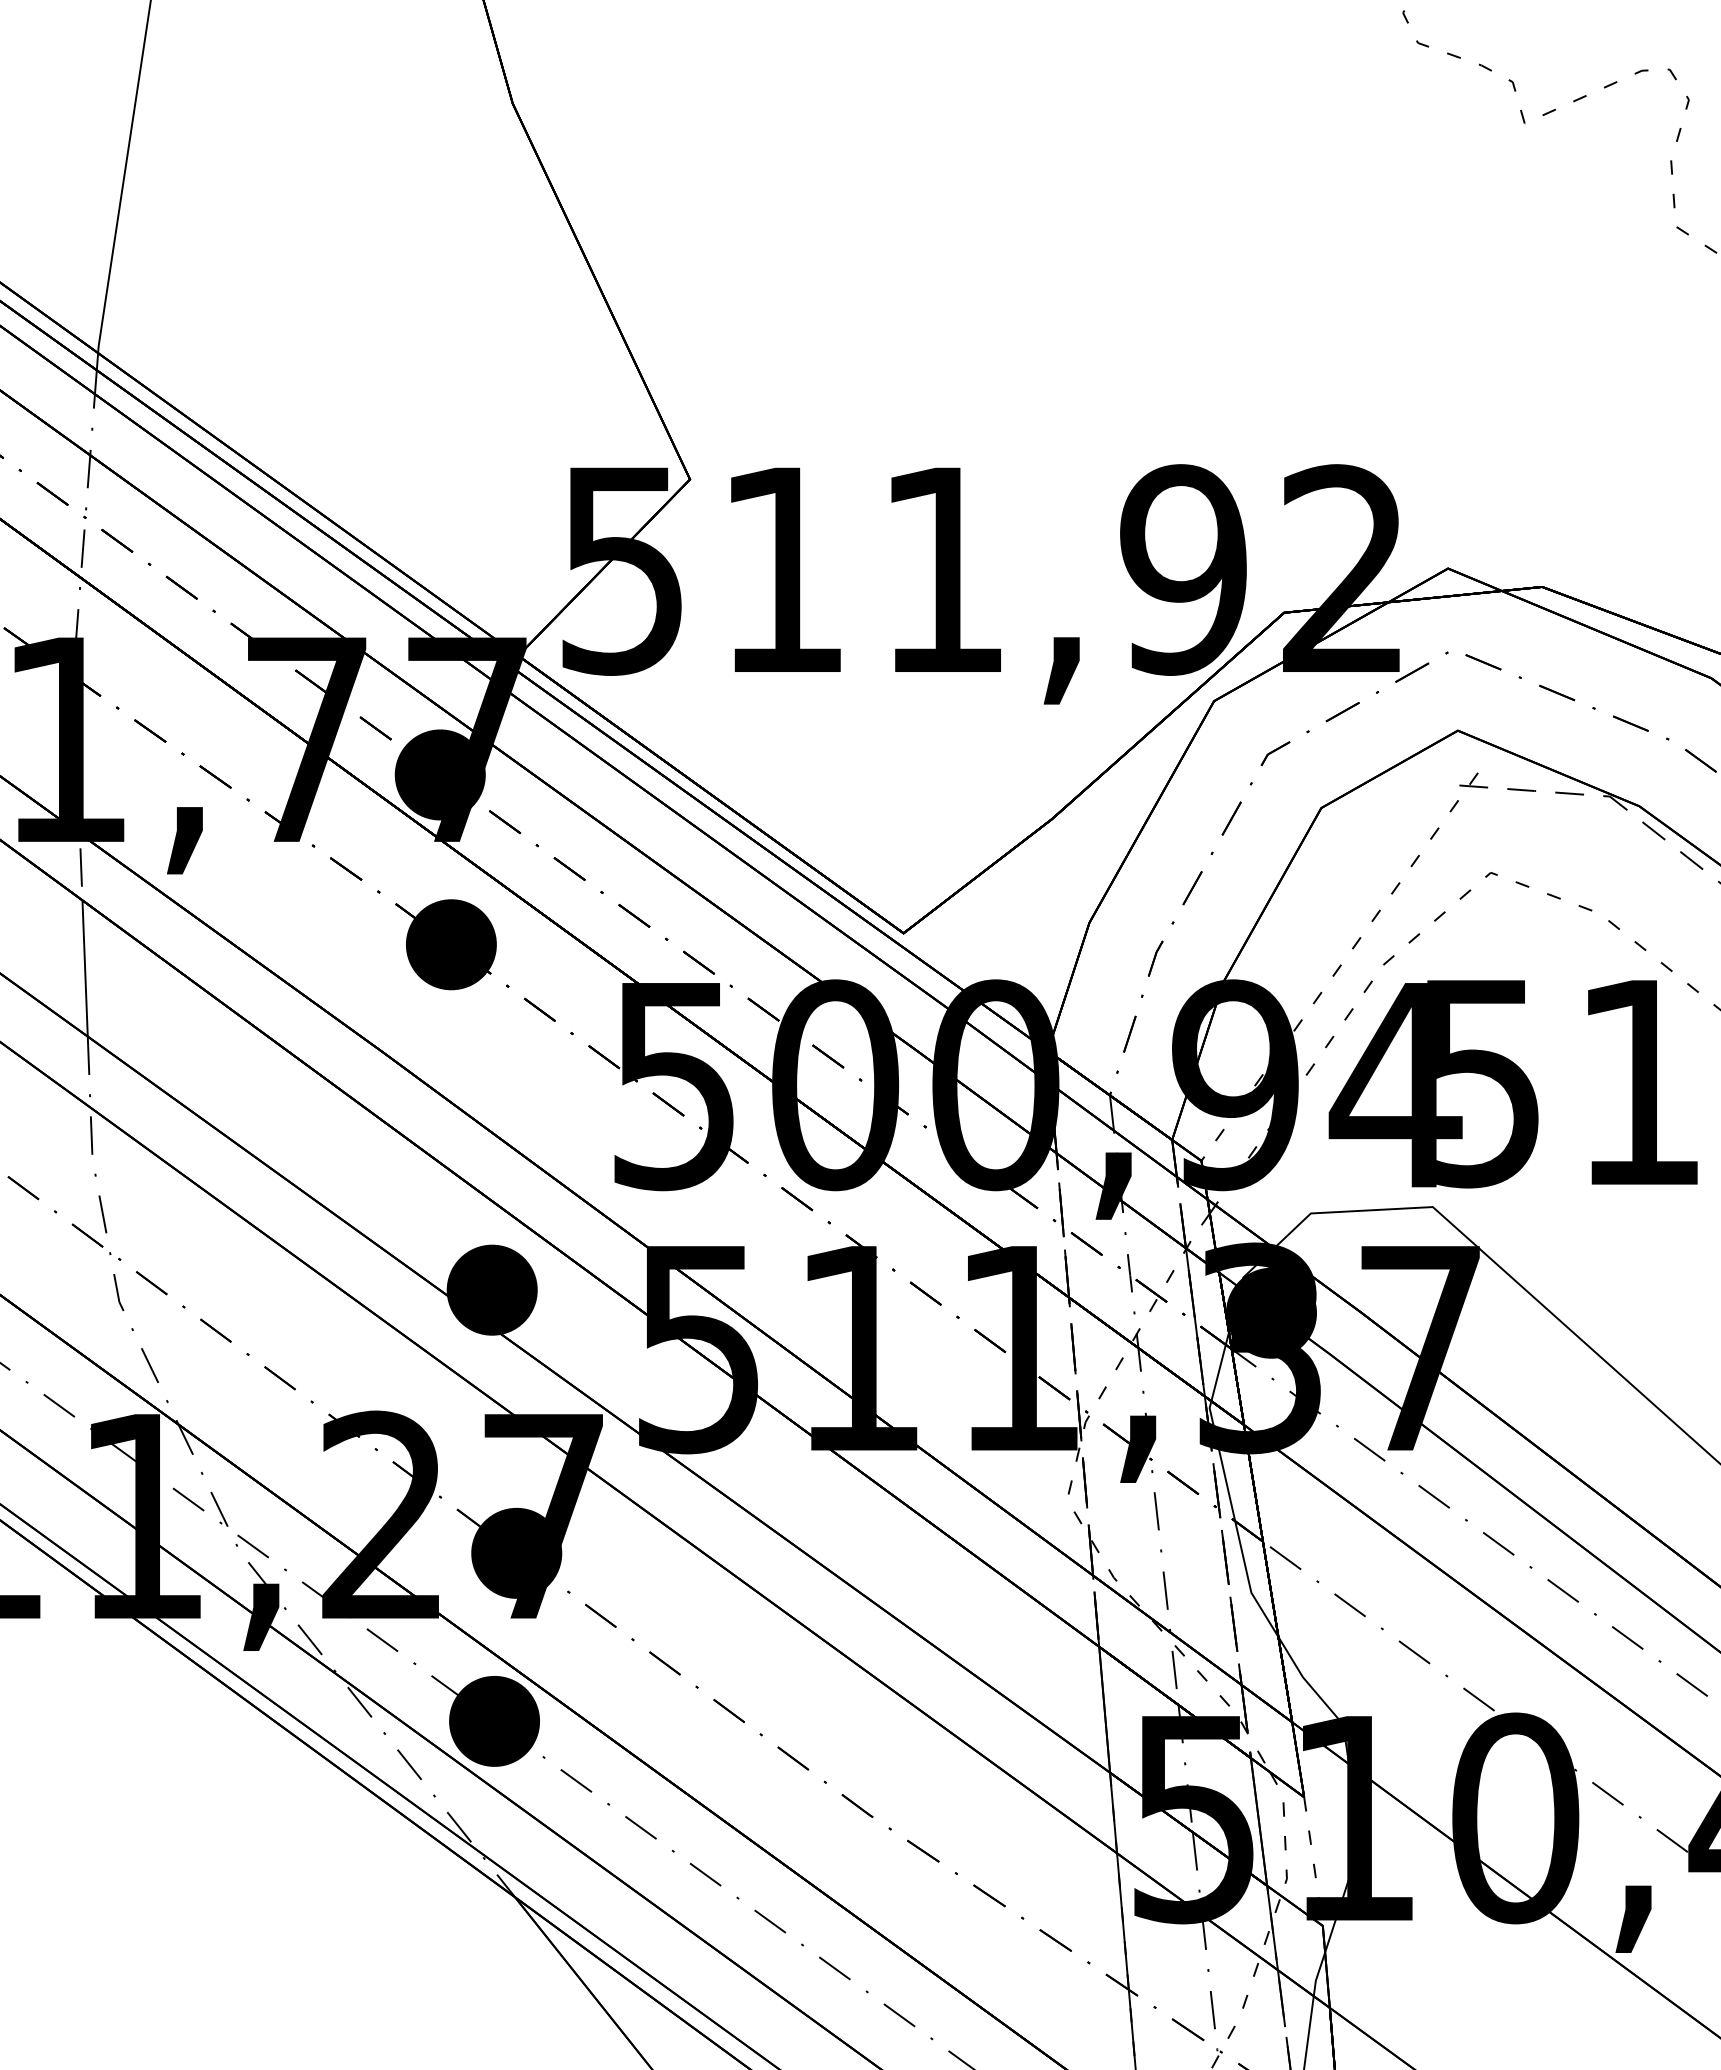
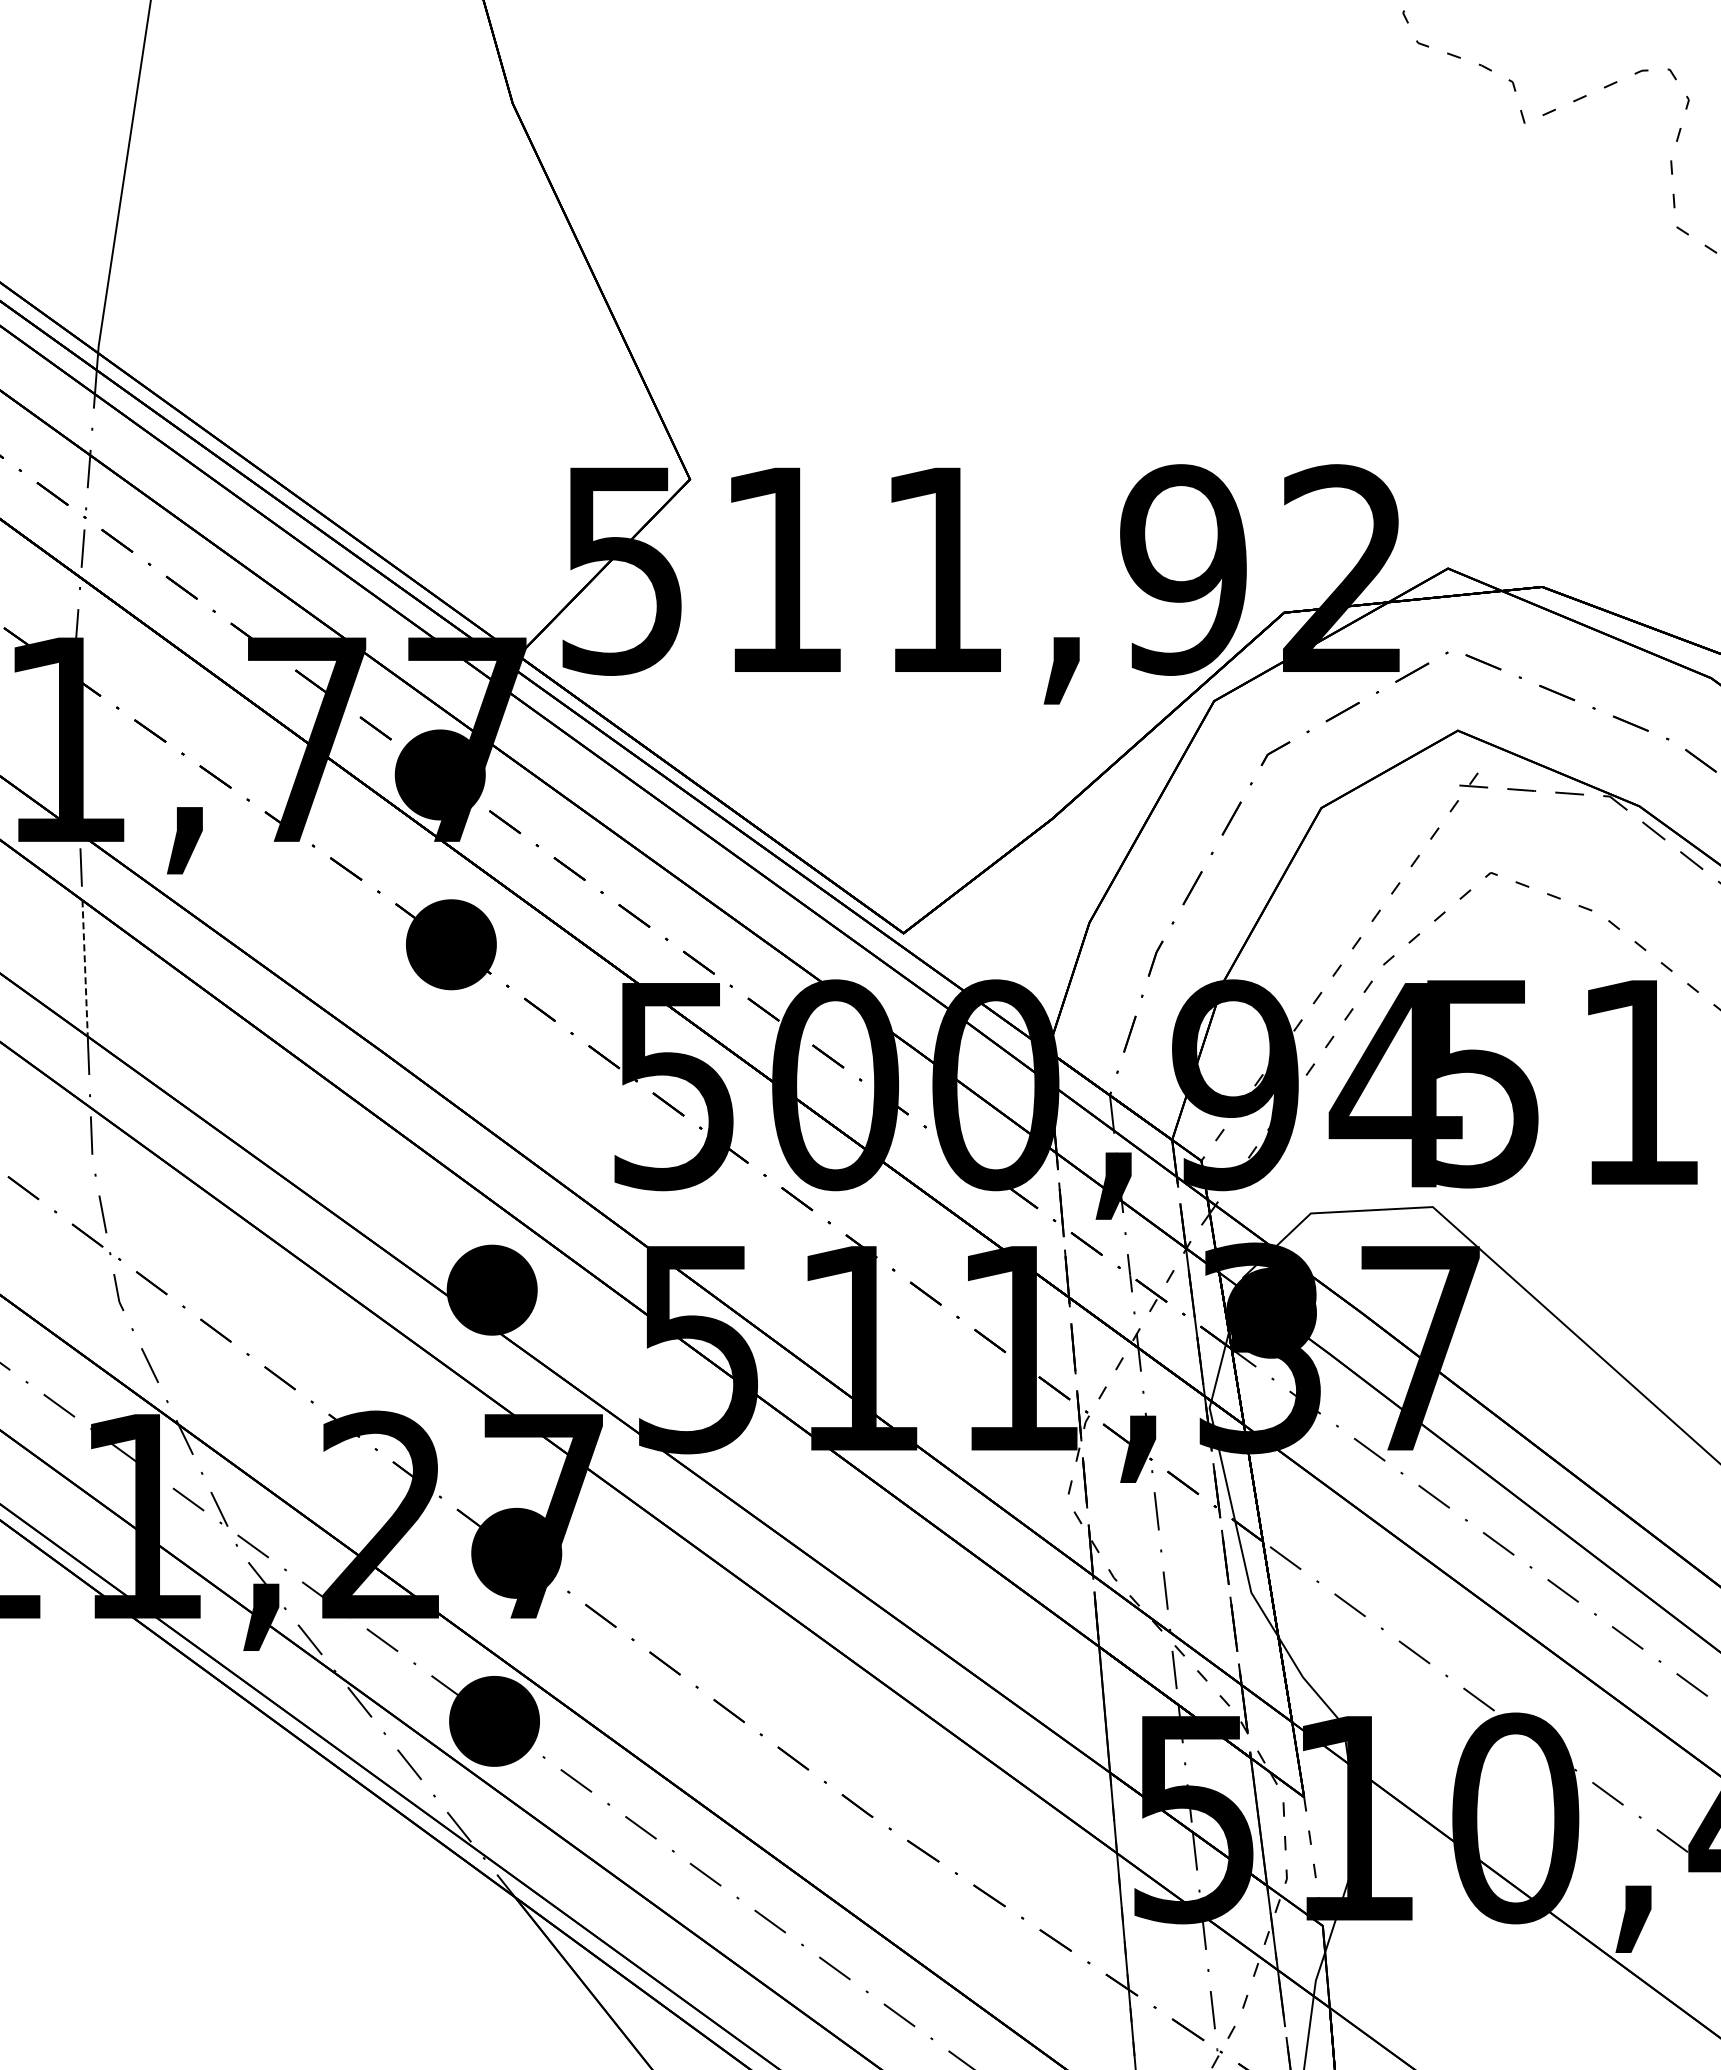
line: solid -> dashed (85, 968)
